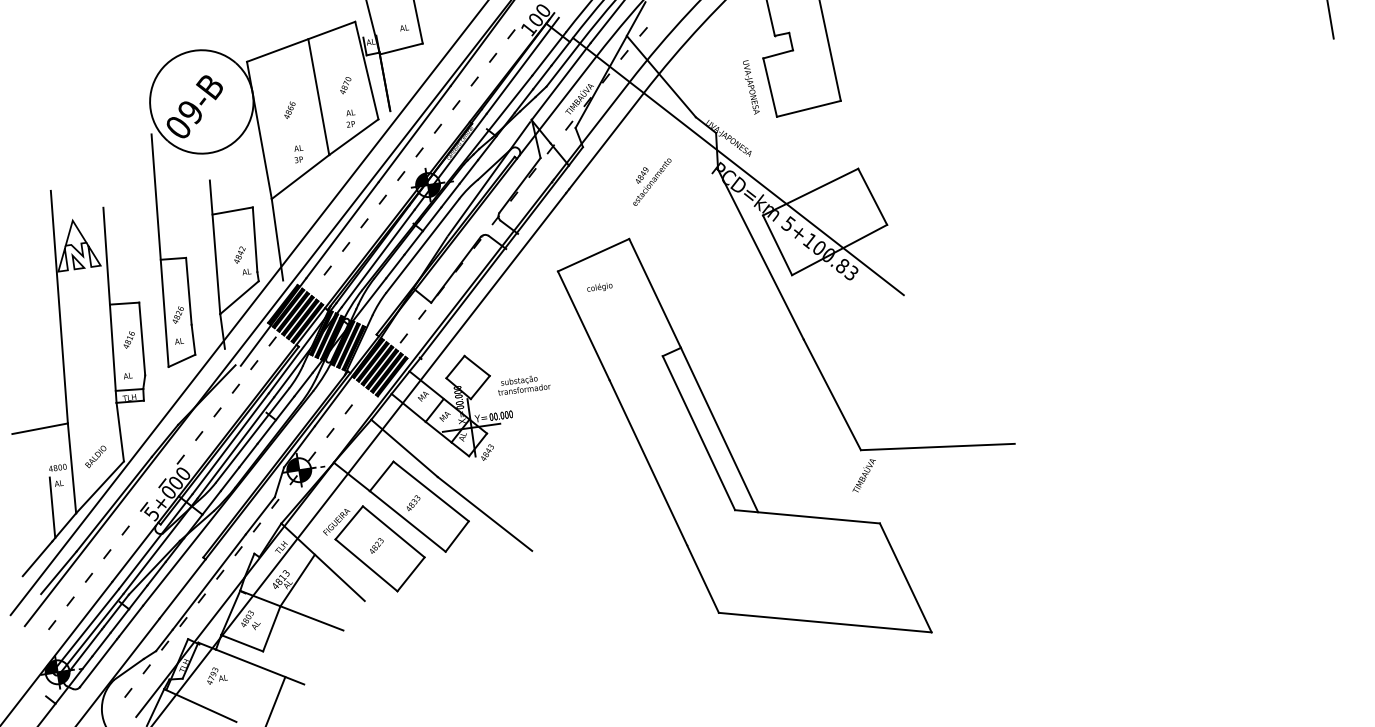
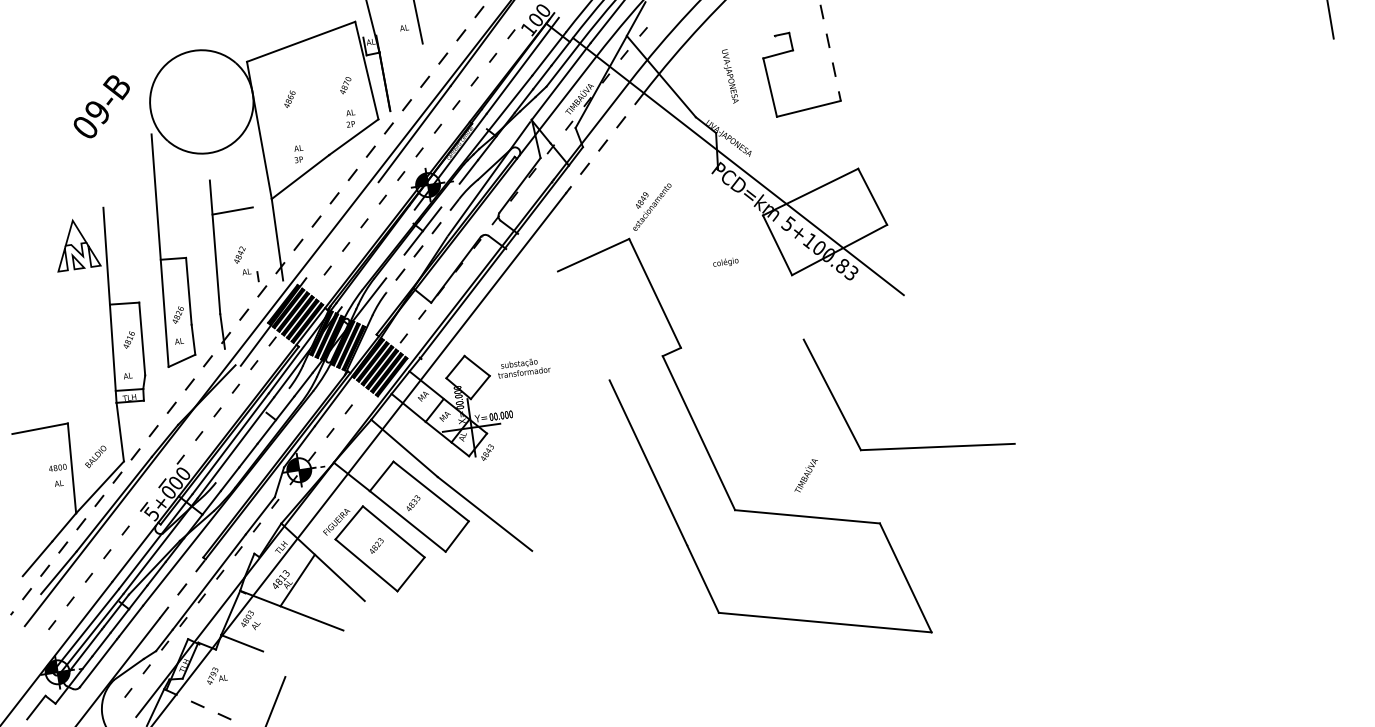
line: present -> none (770, 18)
line: present -> none (401, 48)
line: solid -> dashed (830, 51)
text position: (751, 87) -> (730, 76) (730, 76)
line: present -> none (318, 97)
text position: (194, 106) -> (101, 106) (101, 106)
text position: (289, 109) -> (289, 98) (289, 98)
line: solid -> dashed (606, 141)
text position: (652, 181) -> (652, 206) (652, 206)
line: present -> none (450, 195)
line: present -> none (342, 230)
line: present -> none (254, 239)
line: solid -> dashed (422, 246)
line: present -> none (760, 254)
line: present -> none (377, 258)
line: present -> none (395, 266)
text position: (599, 286) -> (725, 261) (725, 261)
line: present -> none (239, 297)
line: present -> none (58, 306)
line: solid -> dashed (249, 308)
line: present -> none (583, 325)
text position: (524, 385) -> (524, 368) (524, 368)
line: present -> none (719, 429)
line: present -> none (252, 435)
text position: (863, 475) -> (805, 475) (805, 475)
line: present -> none (52, 507)
line: solid -> dashed (182, 588)
line: present -> none (271, 628)
line: present -> none (260, 666)
line: solid -> dashed (200, 705)
line position: (47, 713) -> (36, 707) (36, 707)
